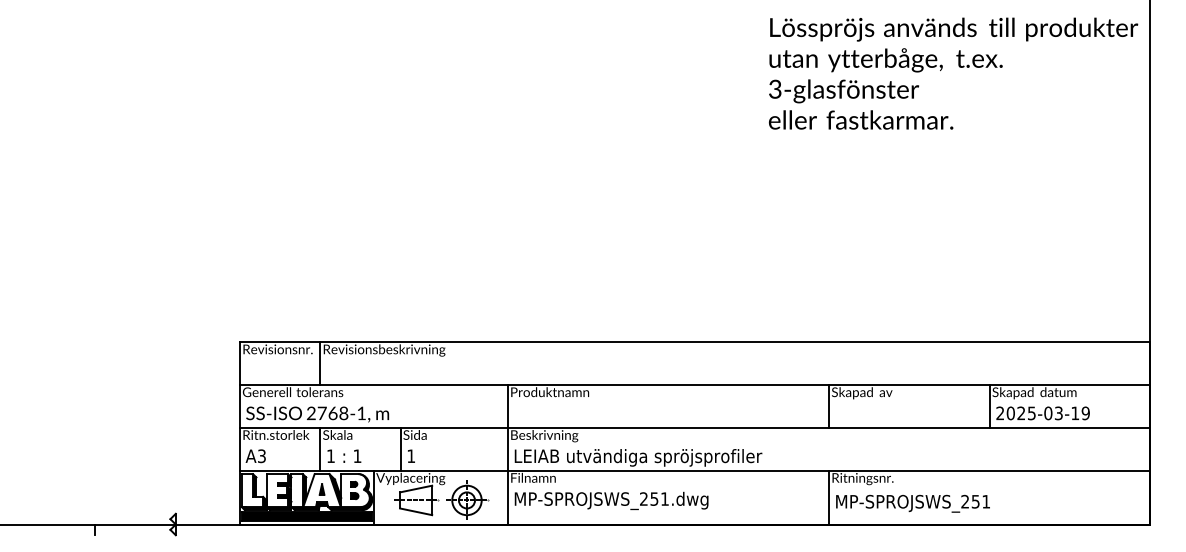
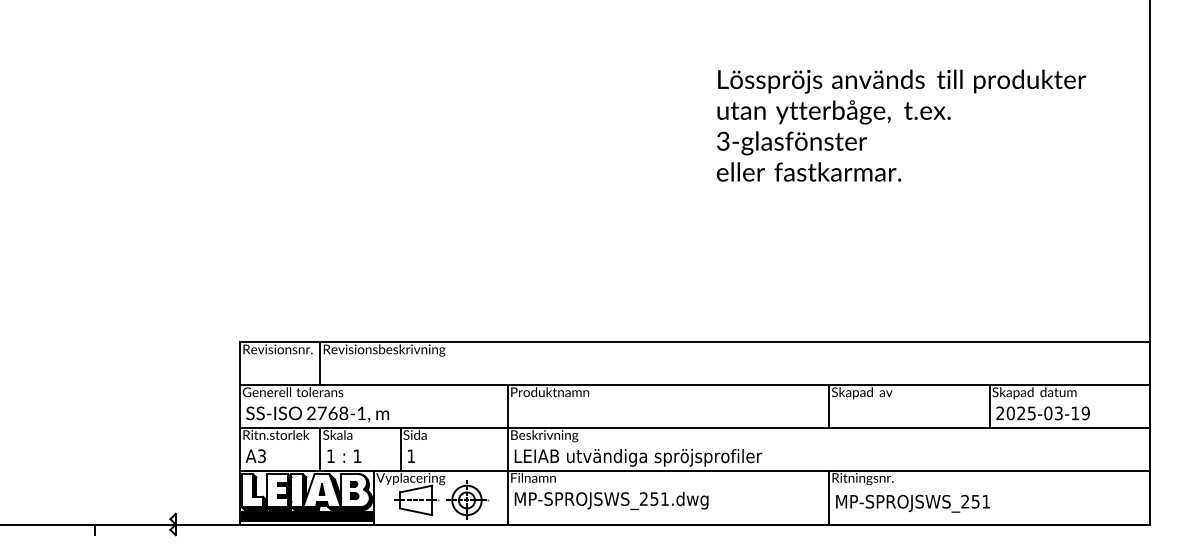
text position: (953, 73) -> (901, 125) (901, 125)
